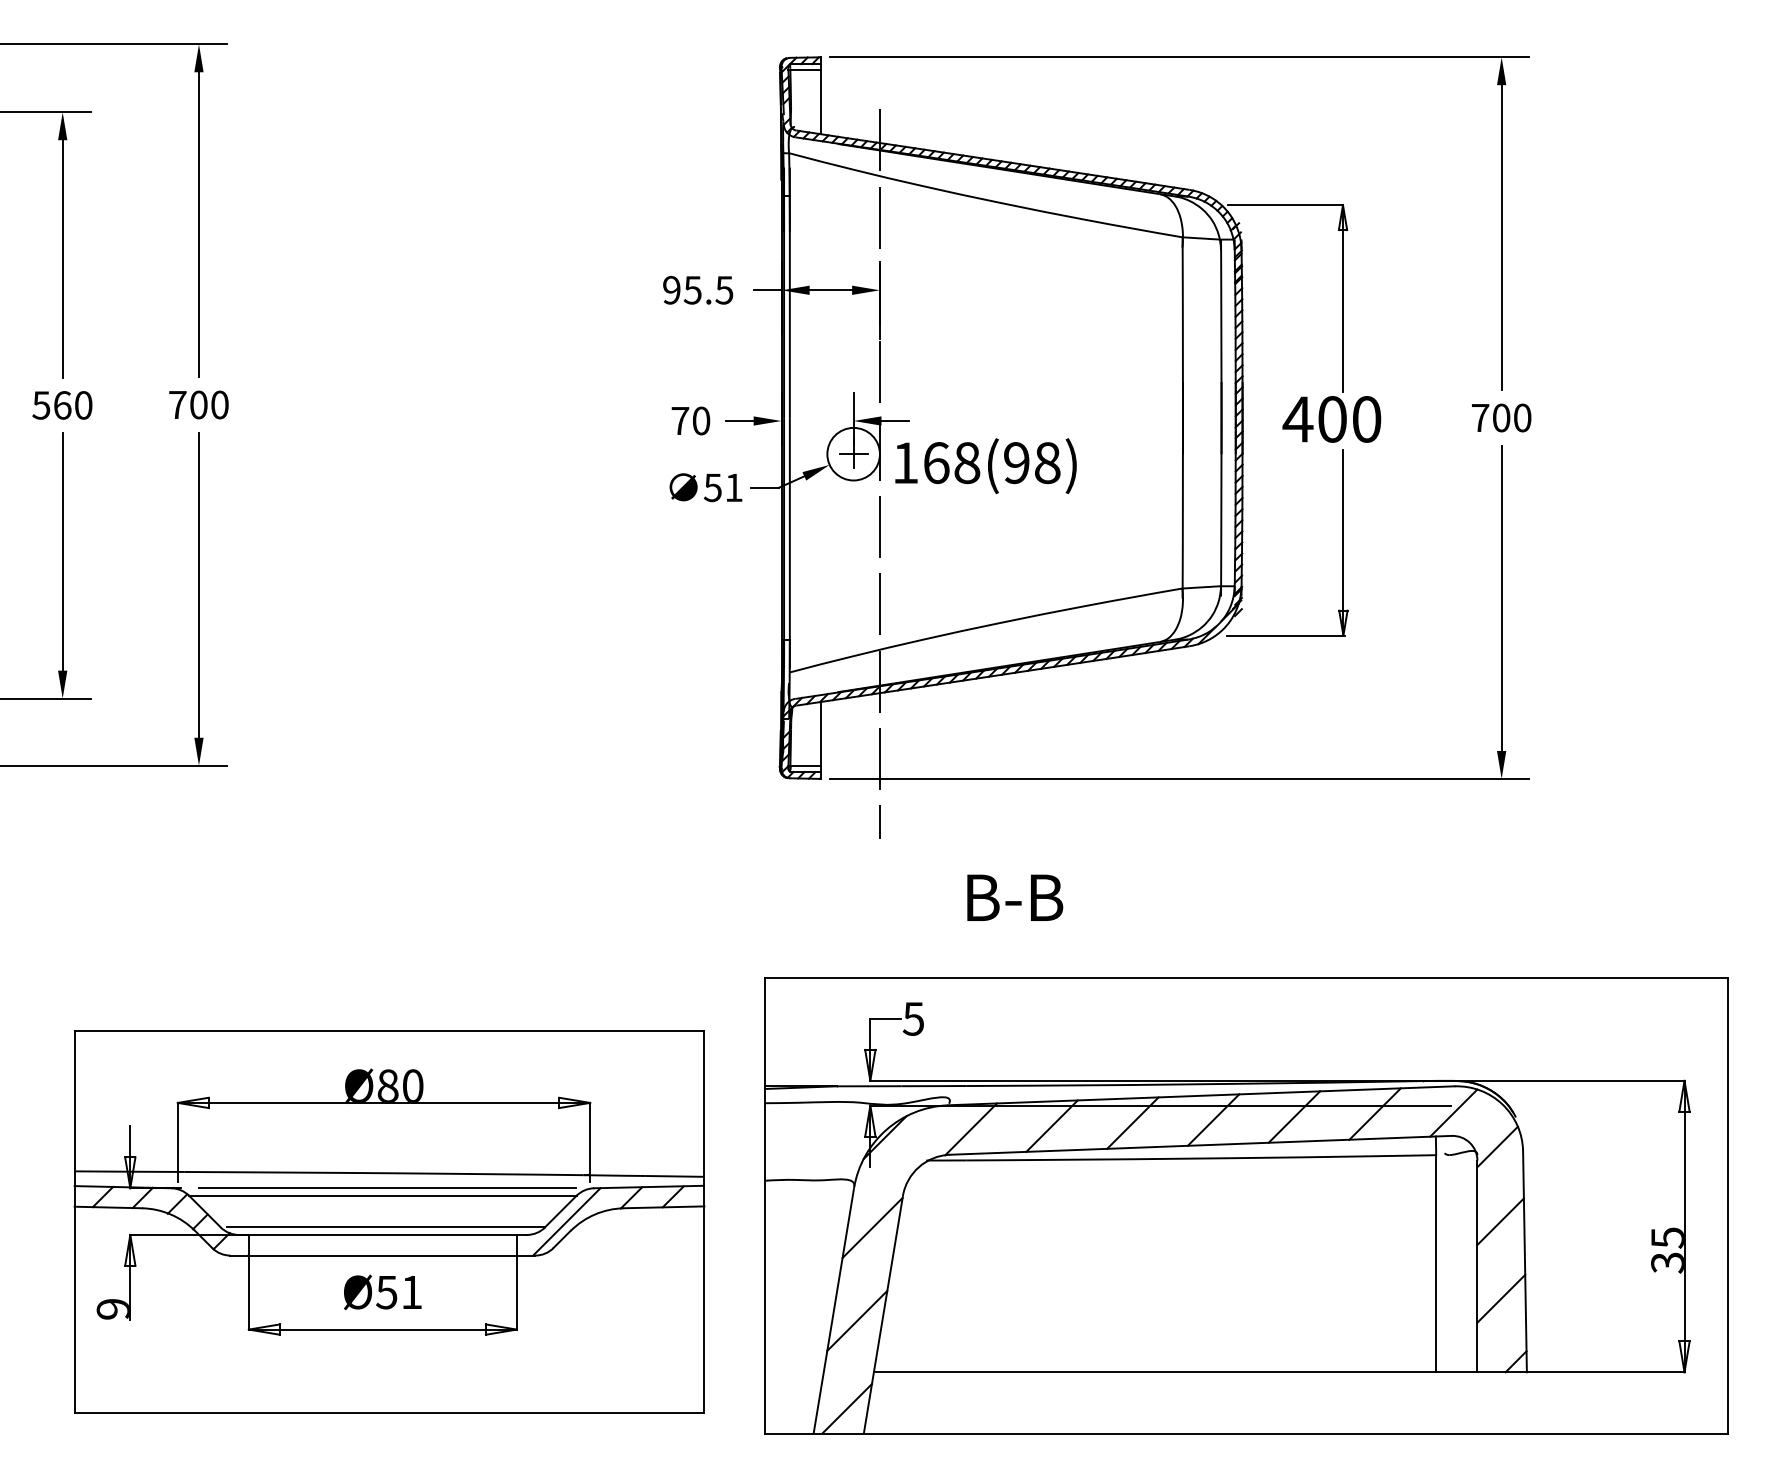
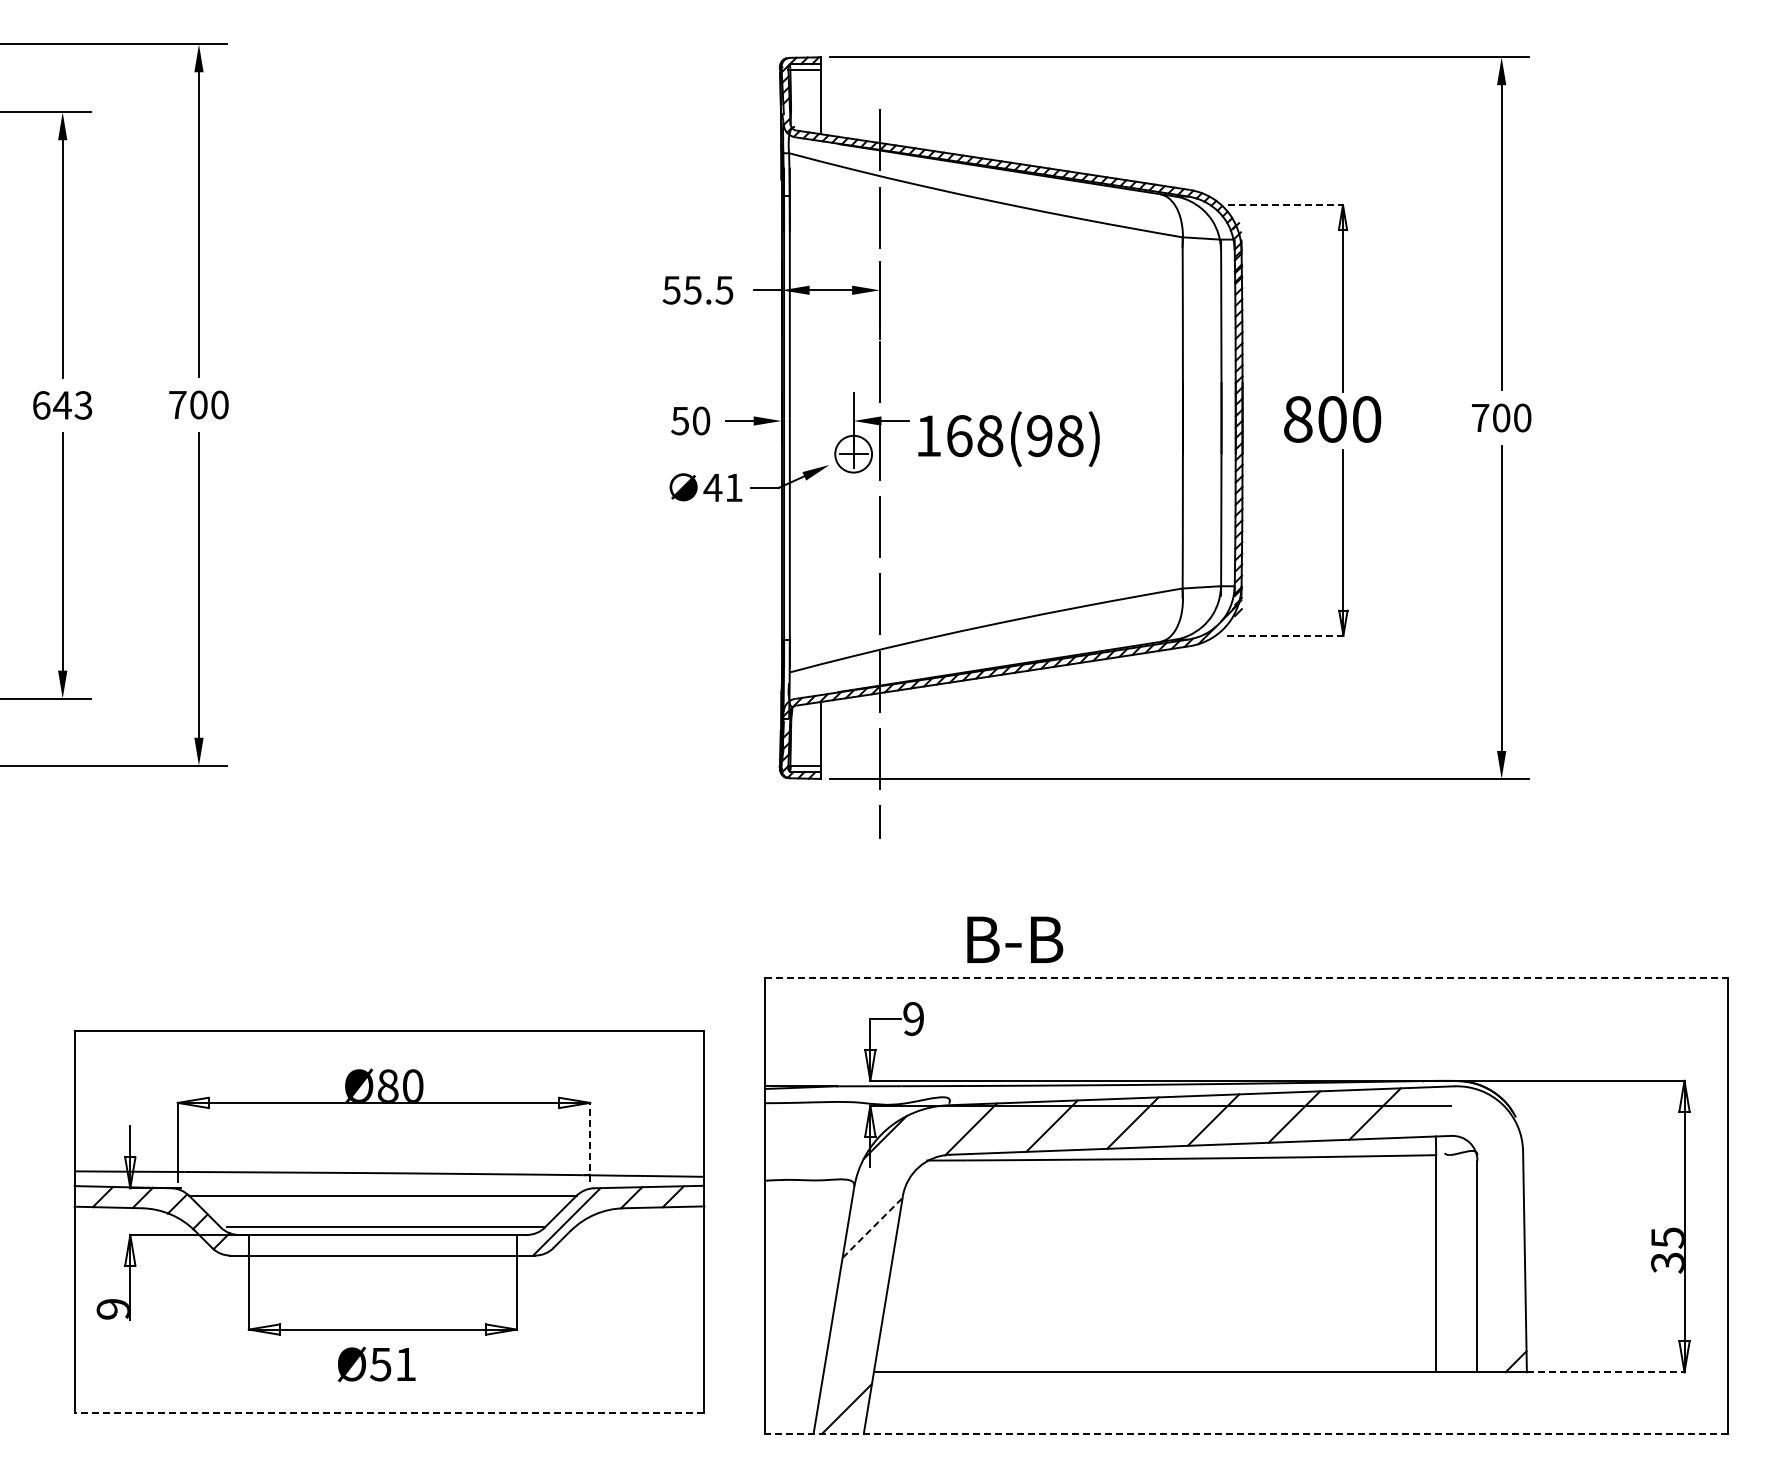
line: solid -> dashed (1285, 205)
text: 95.5 -> 55.5 (671, 290)
text: 560 -> 643 (62, 405)
text: 400 -> 800 (1297, 419)
text: 70 -> 50 (680, 421)
circle diameter: 53 px -> 37 px (853, 453)
text position: (985, 466) -> (1008, 439) (1008, 439)
text: 51 -> 41 (712, 487)
line: solid -> dashed (1286, 635)
text position: (1015, 897) -> (1015, 939) (1015, 939)
line: solid -> dashed (1246, 978)
text: 5 -> 9 (912, 1018)
line: present -> none (1453, 1112)
line: solid -> dashed (590, 1142)
line: present -> none (1497, 1146)
line: present -> none (387, 1188)
line: present -> none (1500, 1221)
line: solid -> dashed (872, 1227)
text position: (382, 1292) -> (376, 1364) (376, 1364)
line: present -> none (1501, 1298)
line: present -> none (857, 1320)
line: solid -> dashed (1605, 1372)
line: solid -> dashed (389, 1413)
line: solid -> dashed (1245, 1433)
